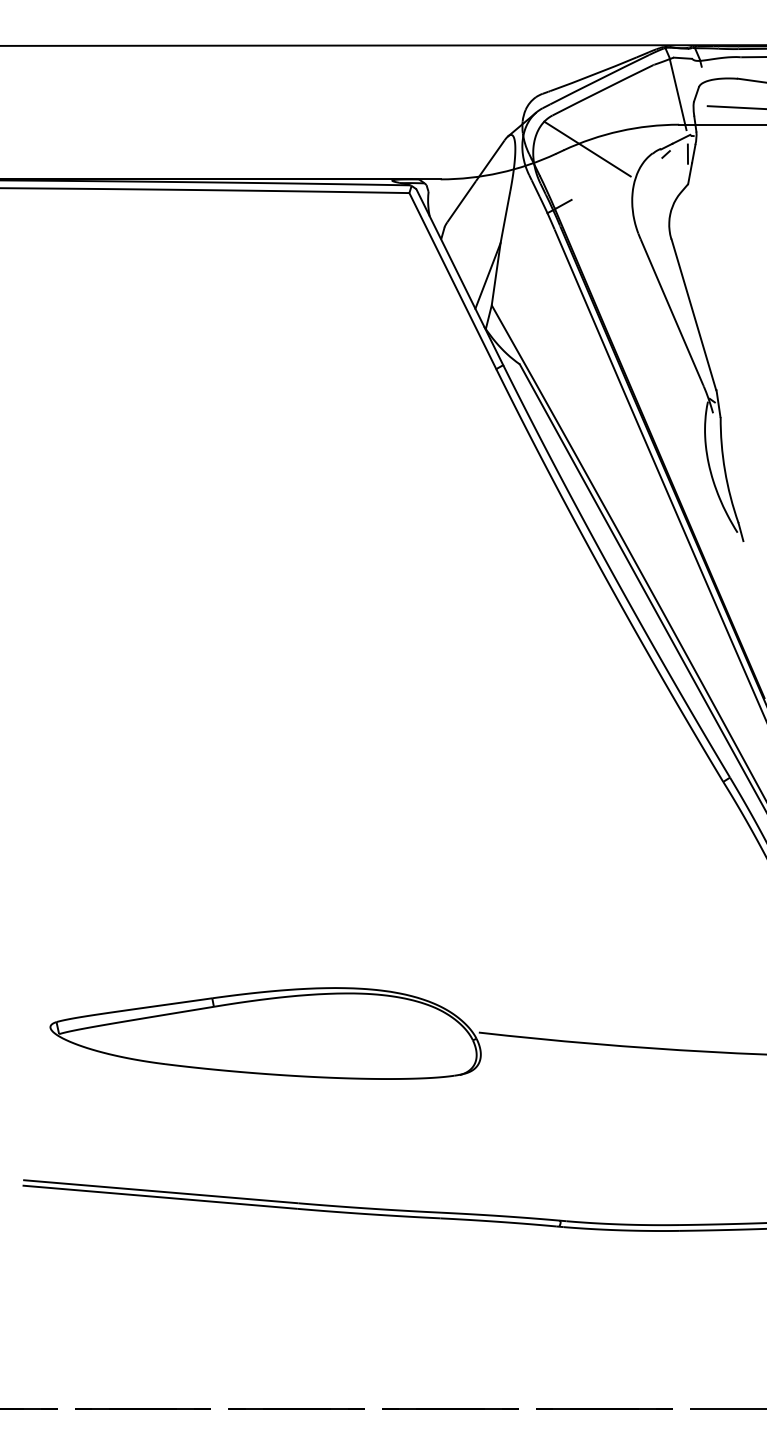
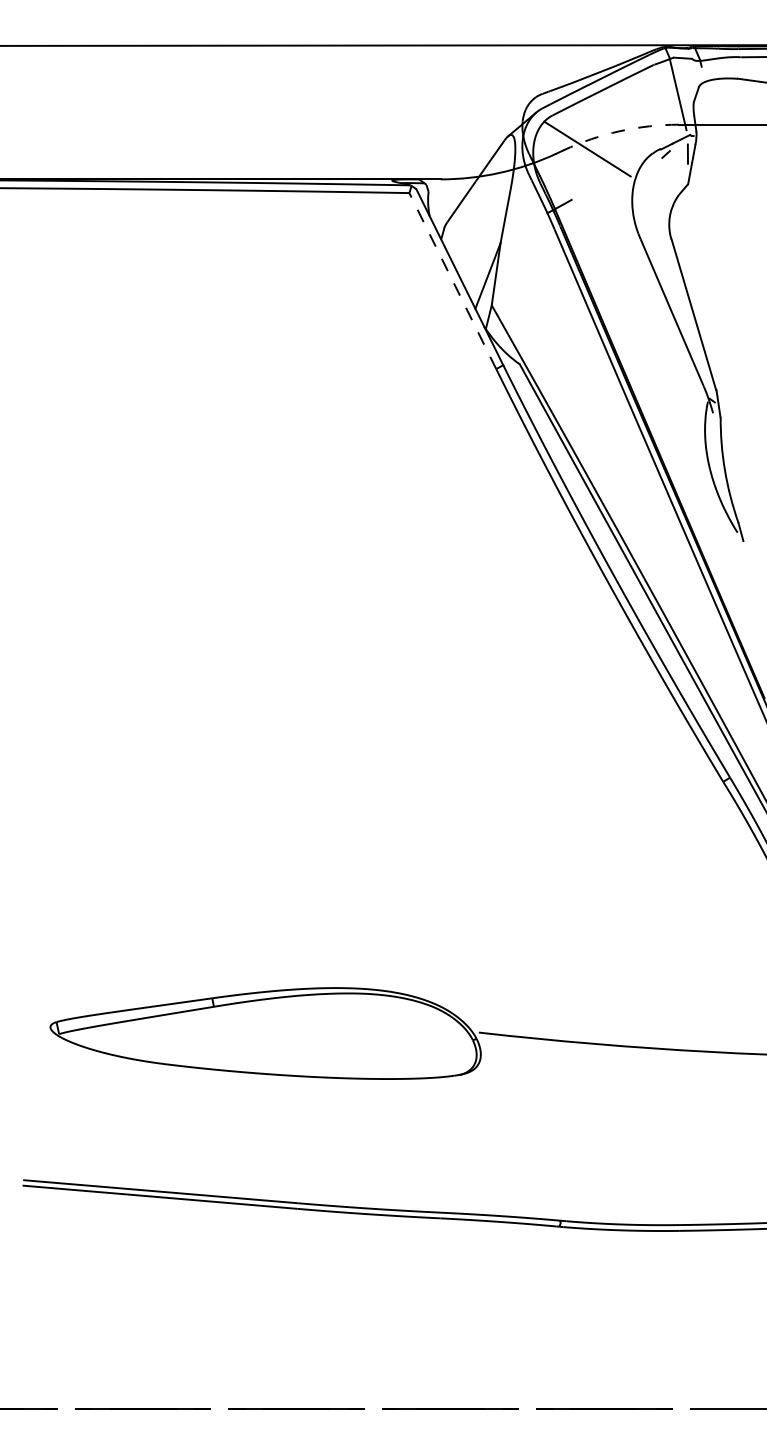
line: present -> none (735, 107)
arc: solid -> dashed (619, 131)
line: solid -> dashed (452, 280)
